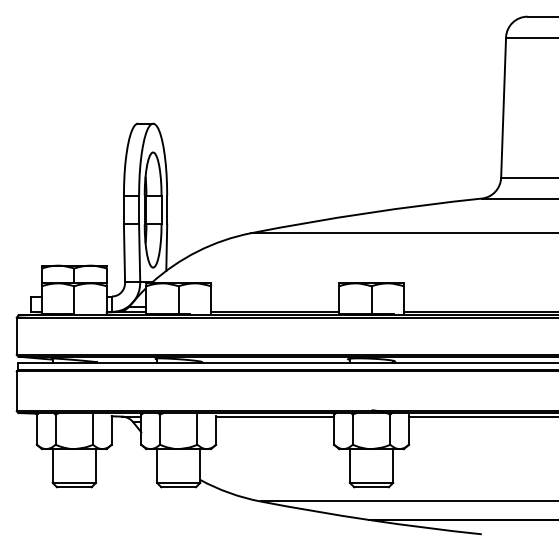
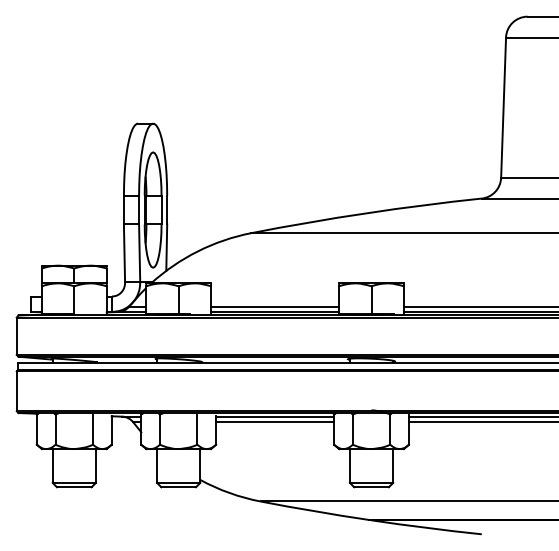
line: none -> present (275, 306)
line: none -> present (479, 306)
line: none -> present (275, 422)
line: none -> present (481, 422)
